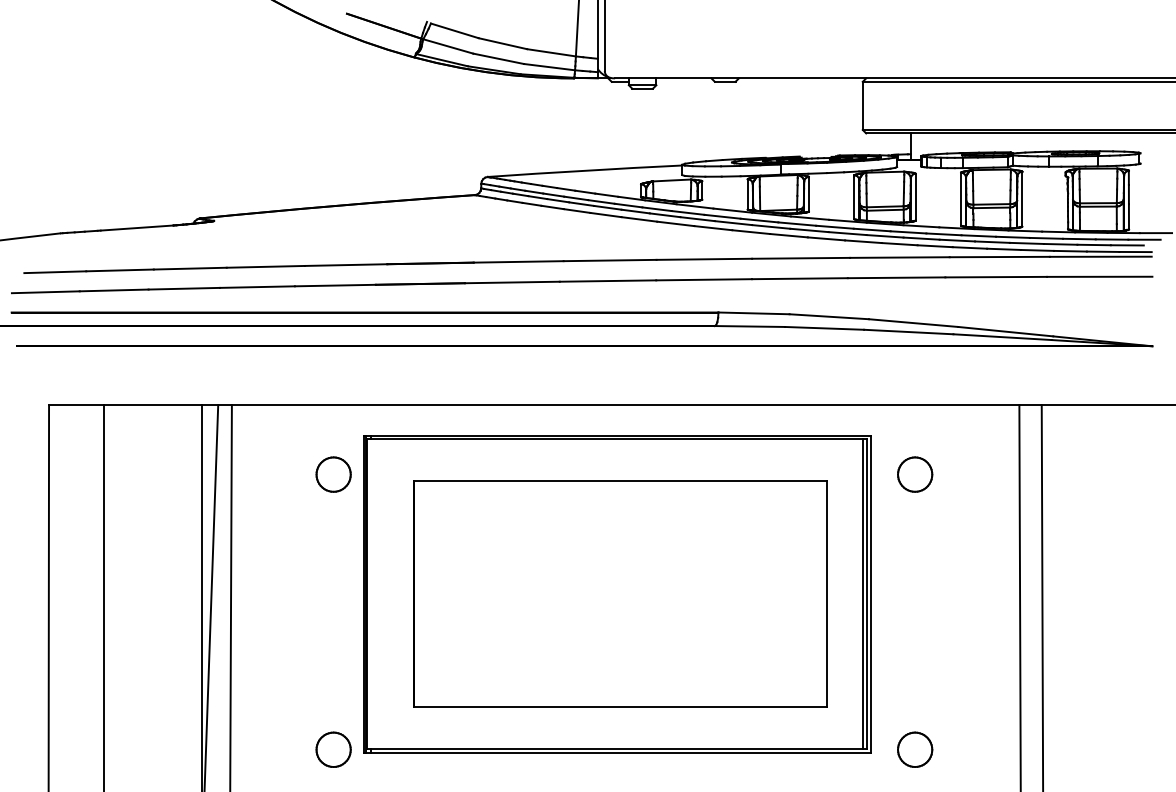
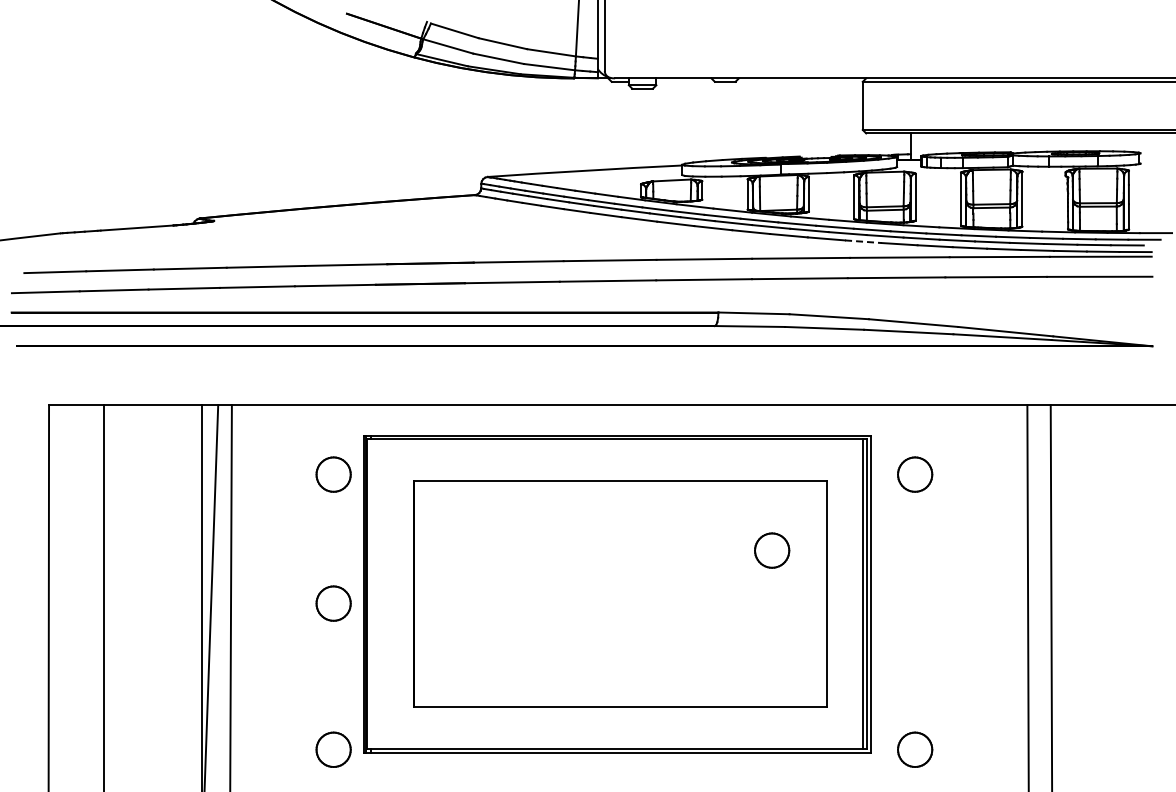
line: solid -> dashed (863, 241)
part: none -> present (772, 550)
line position: (1019, 596) -> (1027, 596) (1027, 596)
line position: (1042, 596) -> (1051, 596) (1051, 596)
part: none -> present (333, 603)
